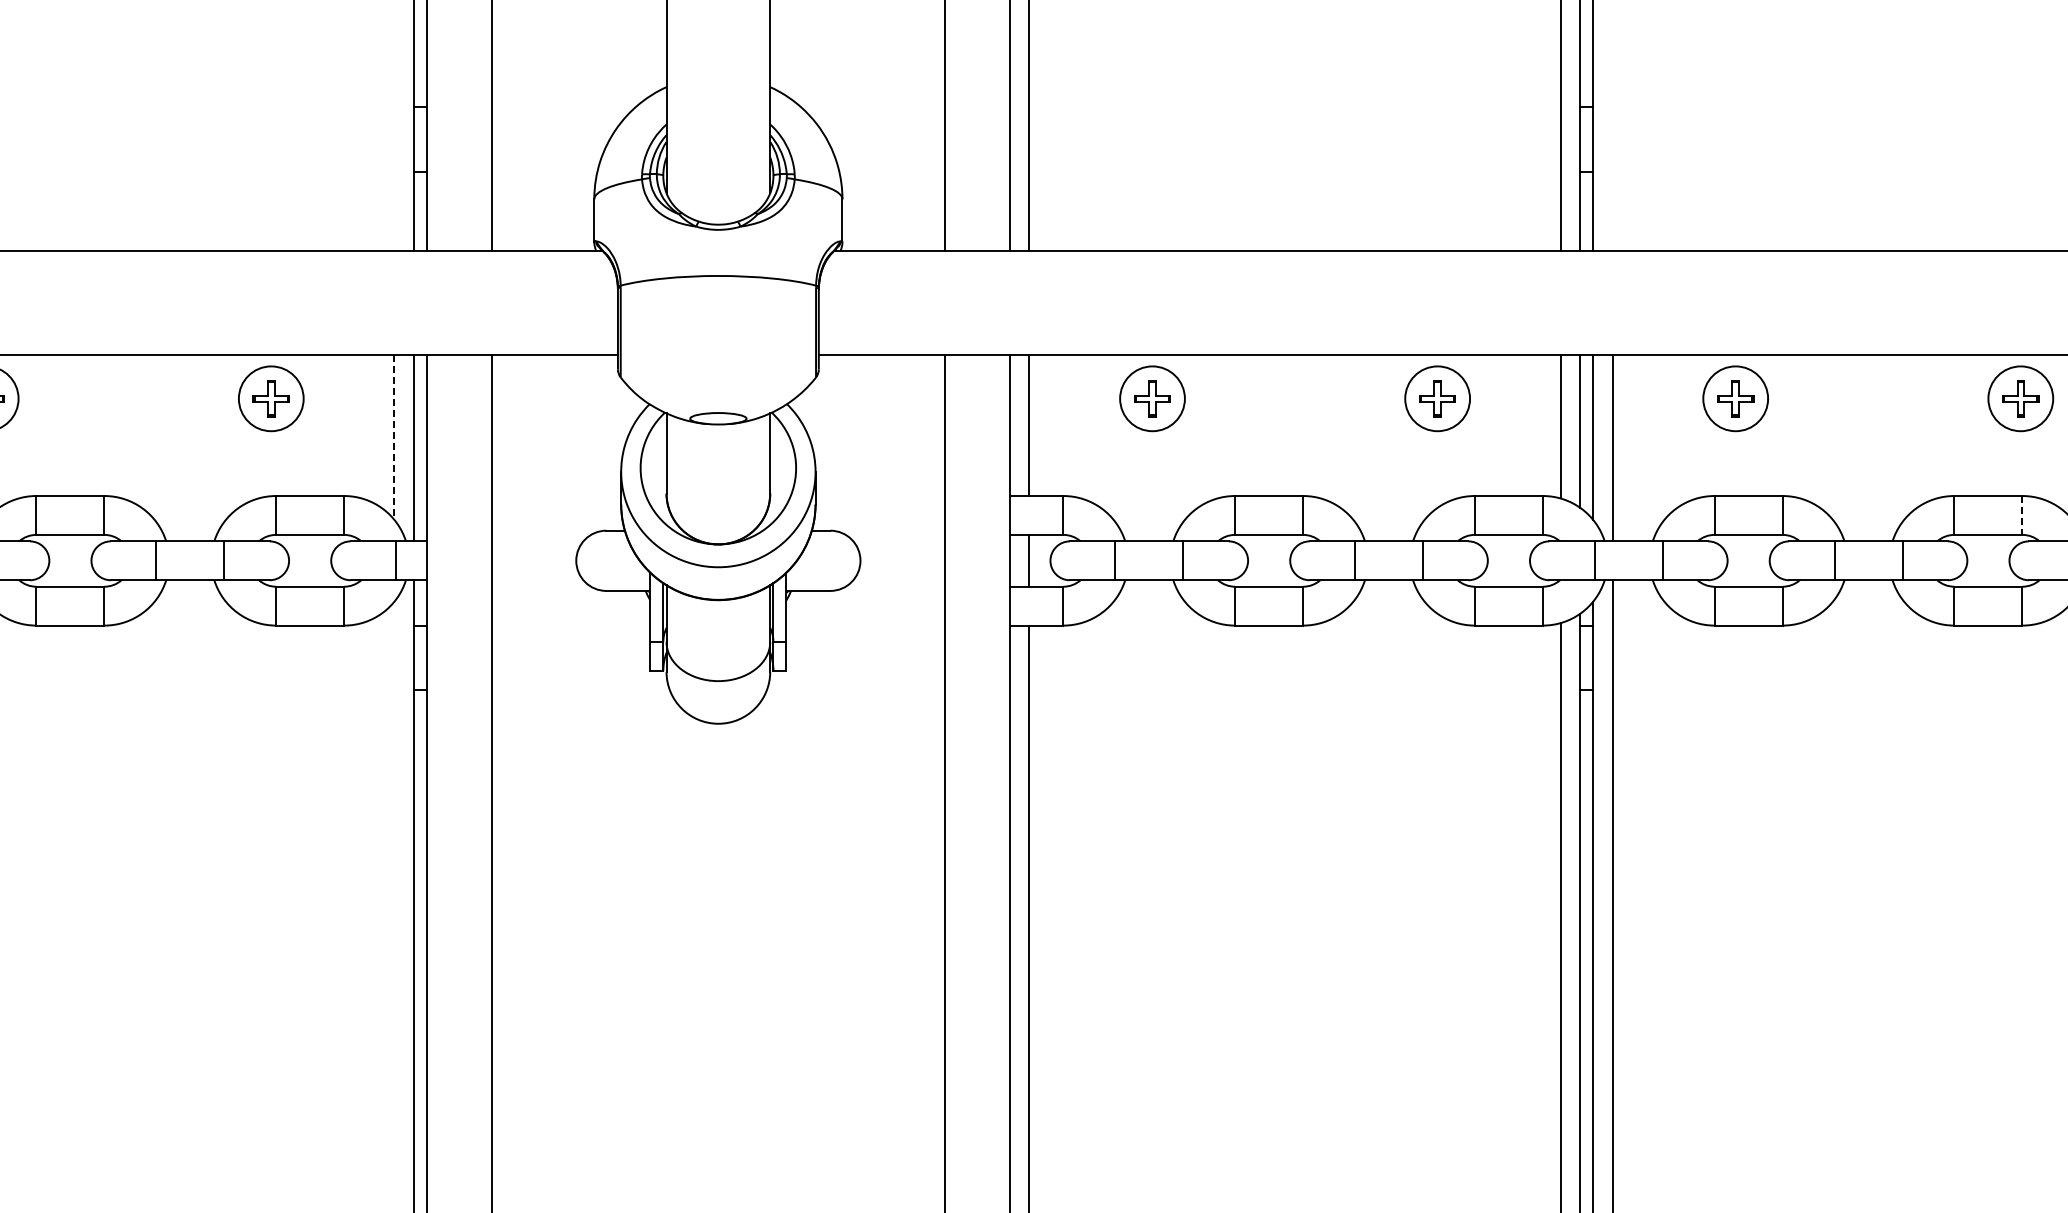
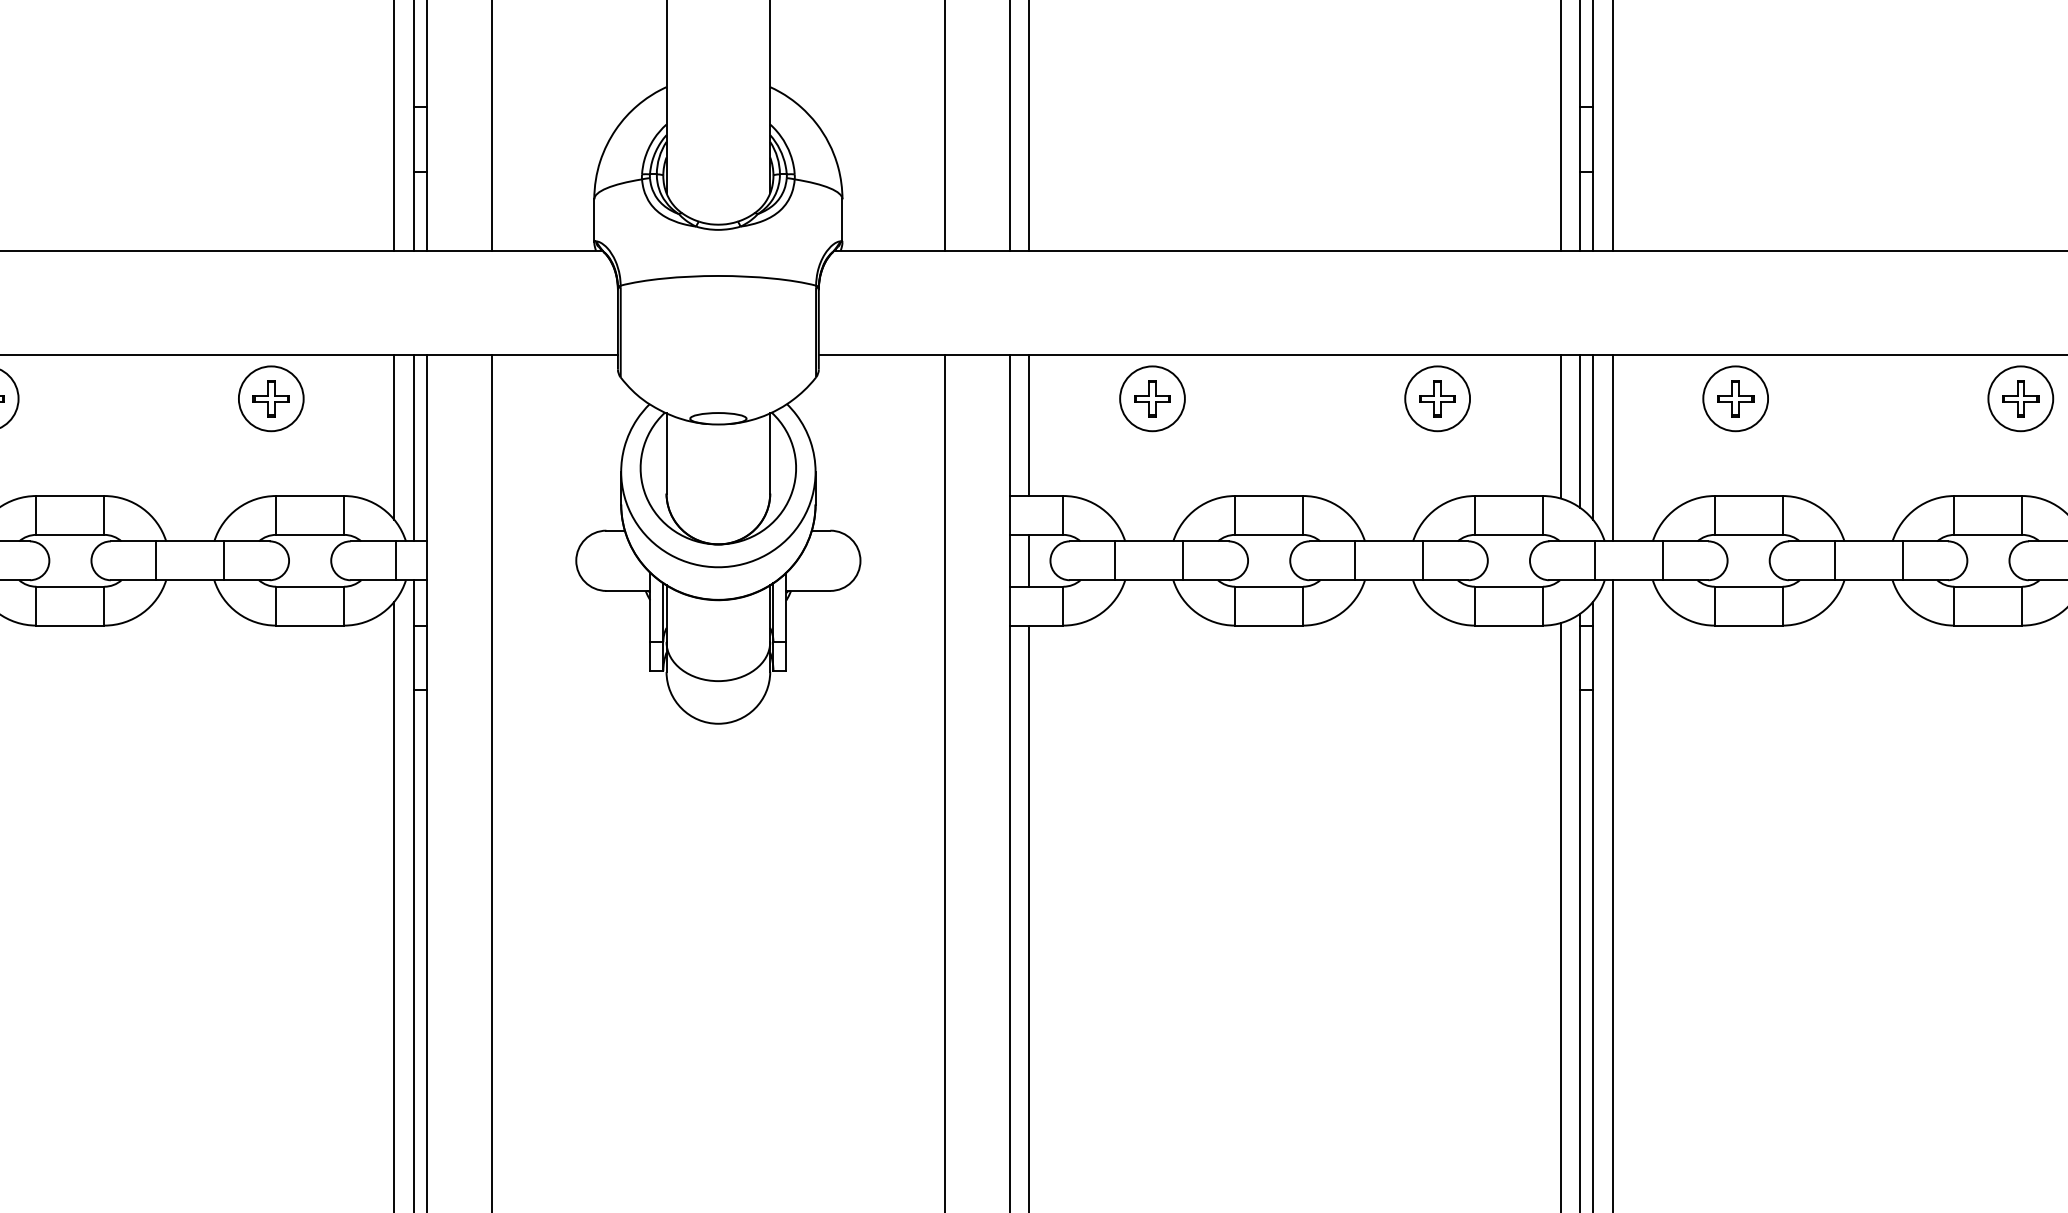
line: none -> present (394, 126)
line: none -> present (1612, 126)
line: dashed -> solid (394, 437)
line: dashed -> solid (2022, 515)
line: none -> present (394, 905)
